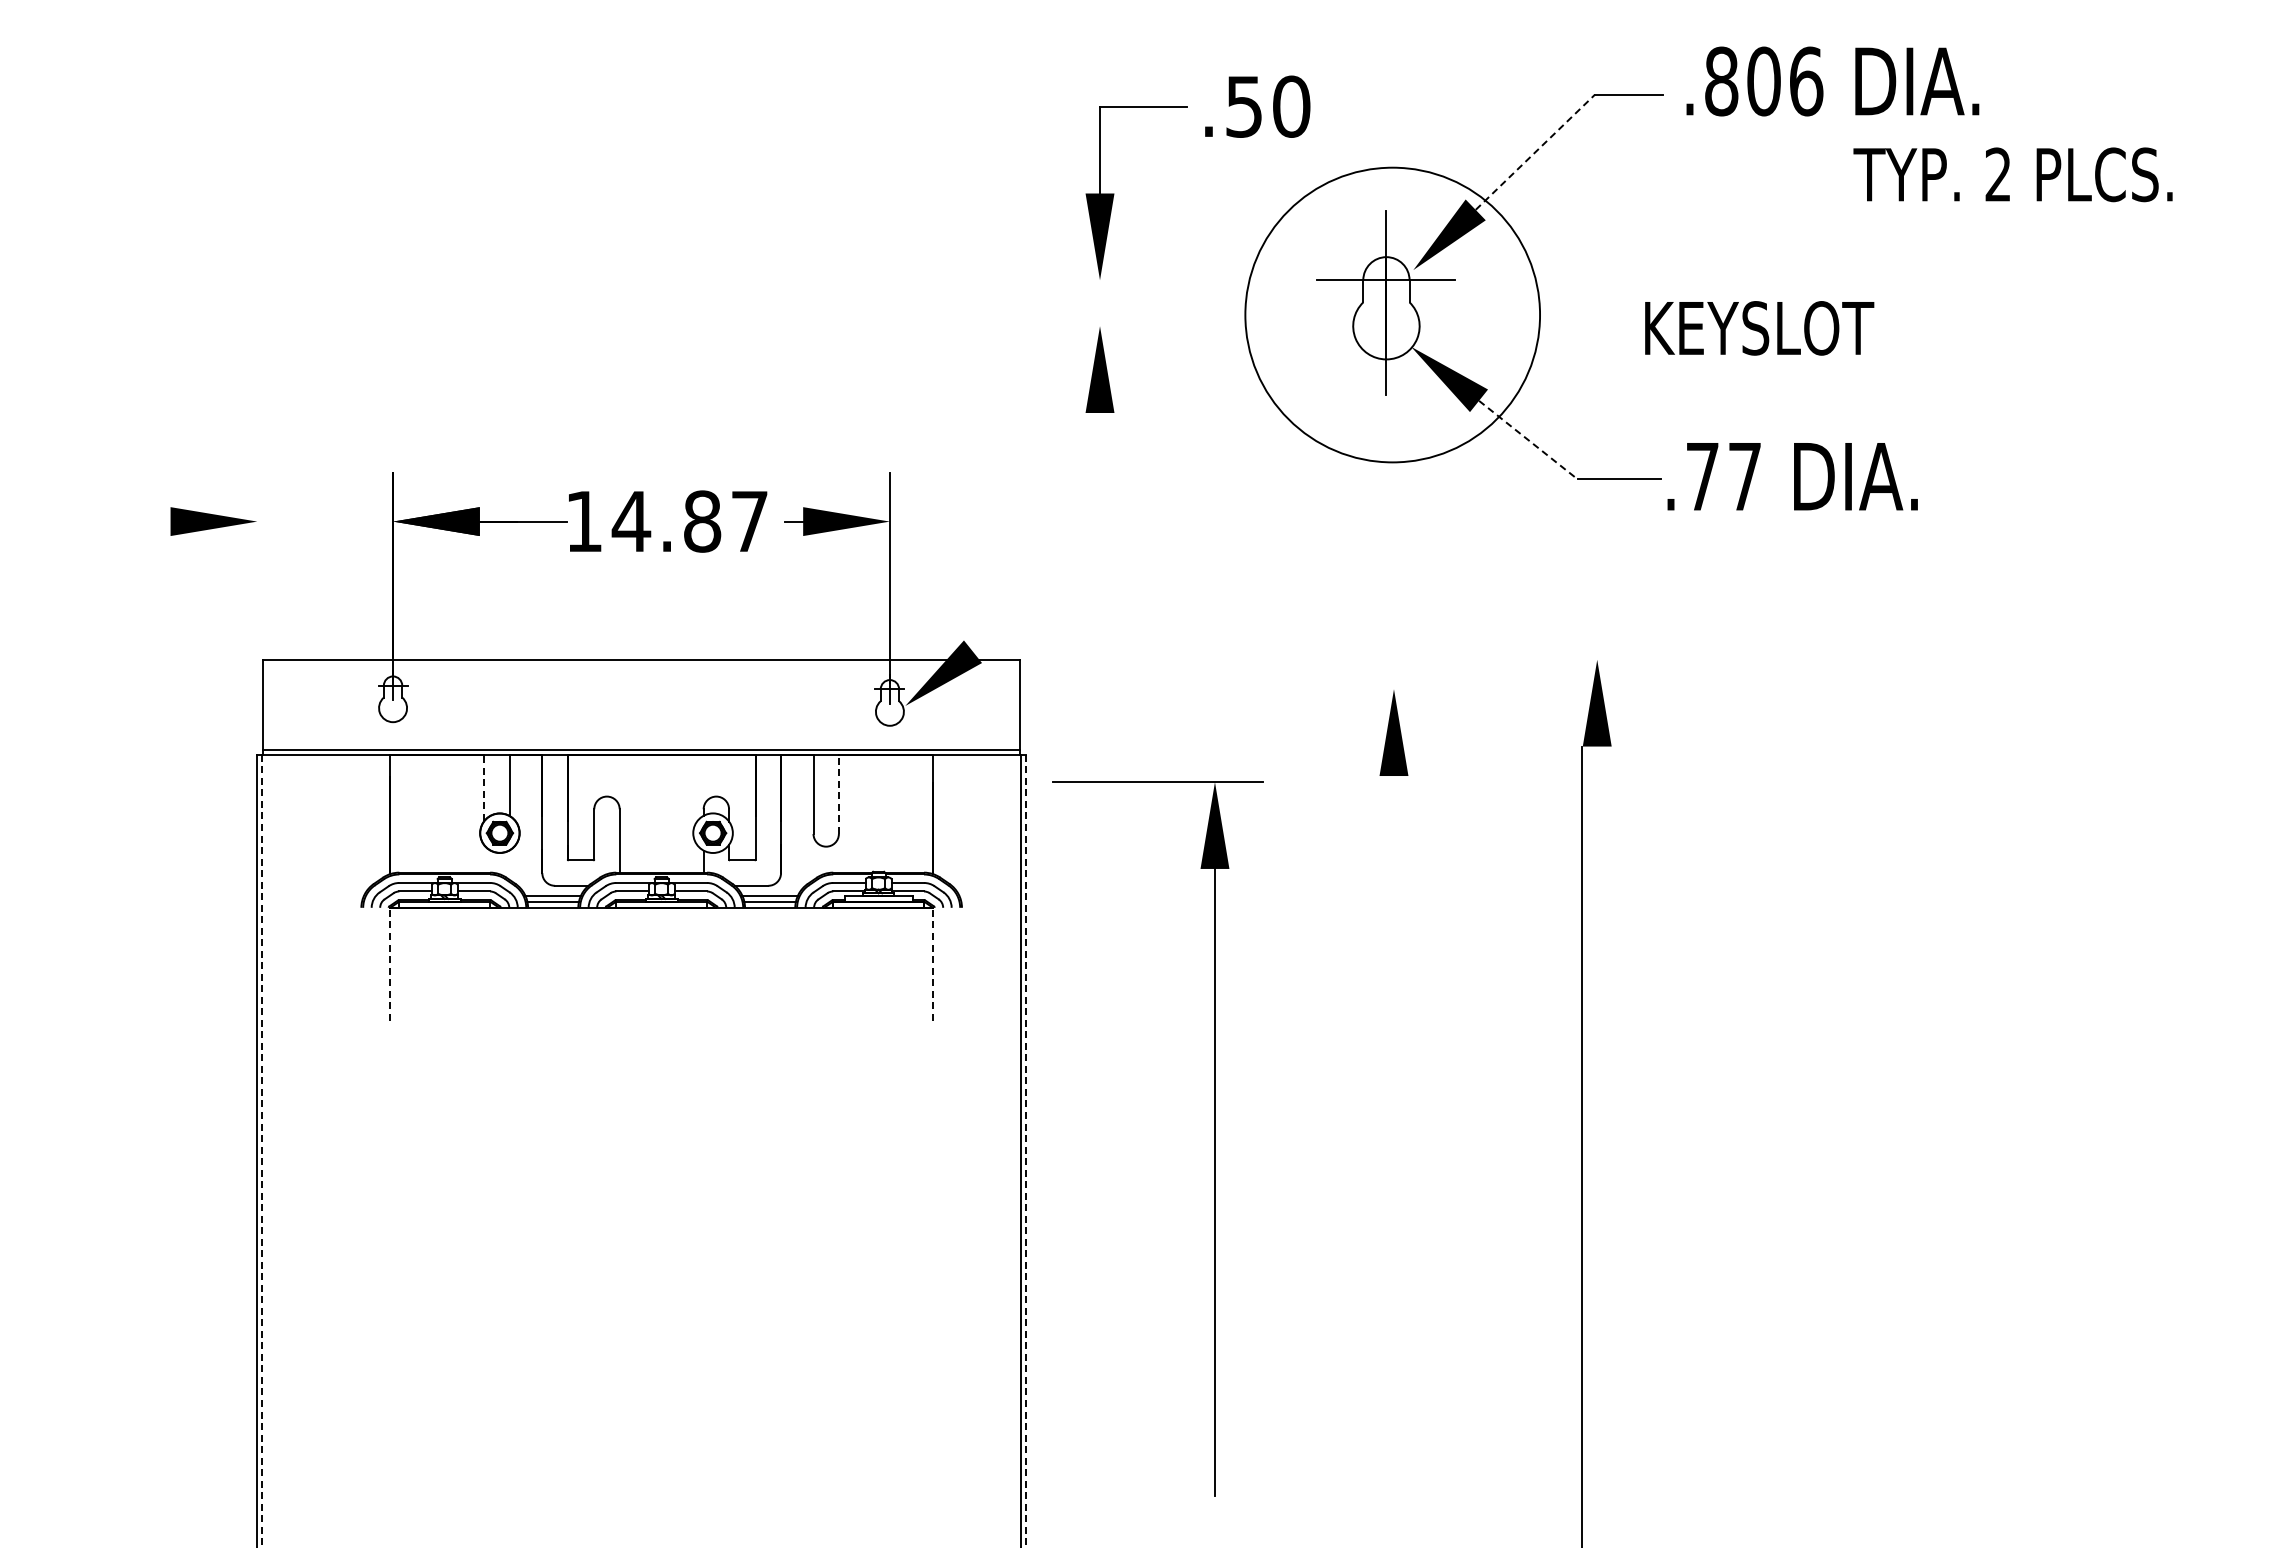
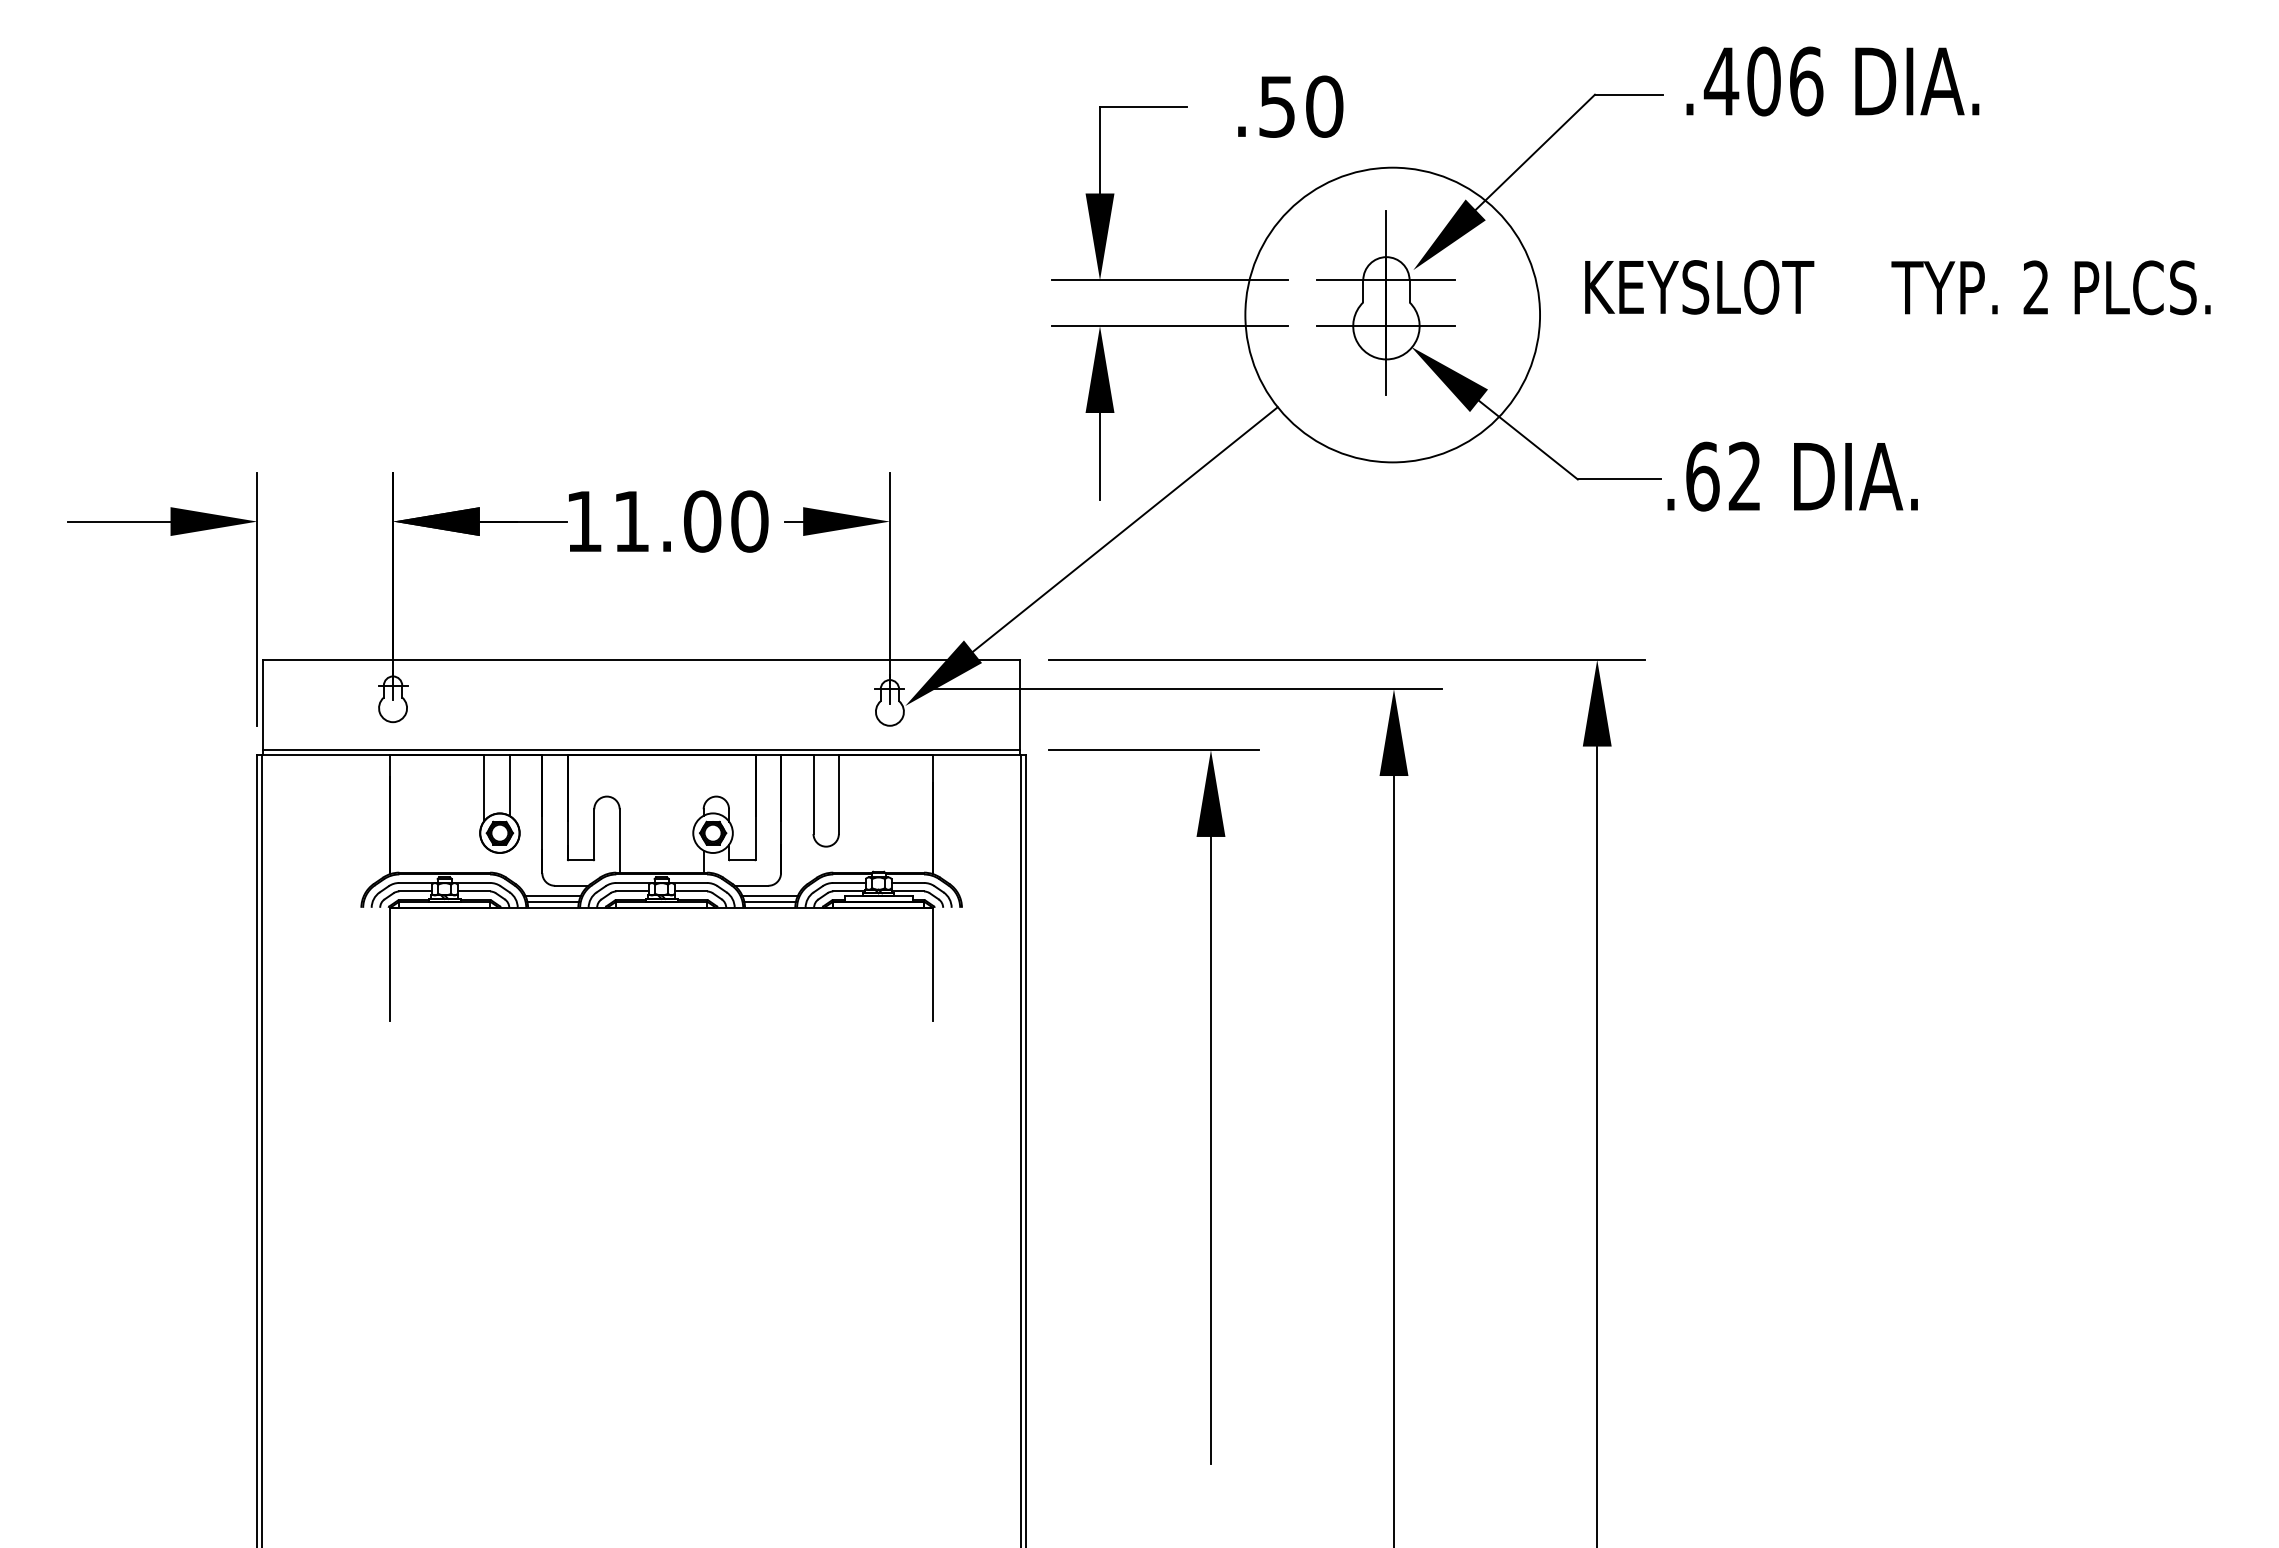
text: .806 -> .406 (1721, 81)
text position: (1257, 106) -> (1290, 106) (1290, 106)
line: dashed -> solid (1535, 152)
text position: (2012, 174) -> (2050, 287) (2050, 287)
line: none -> present (1169, 280)
line: none -> present (1169, 326)
line: none -> present (1386, 326)
text position: (1759, 328) -> (1699, 287) (1699, 287)
line: dashed -> solid (1528, 440)
line: none -> present (1100, 456)
text: .77 -> .62 (1723, 476)
line: none -> present (119, 521)
text: 14.87 -> 11.00 (689, 521)
line: none -> present (1125, 529)
line: none -> present (257, 599)
line: none -> present (1347, 659)
line: none -> present (1187, 689)
line: dashed -> solid (484, 787)
line: dashed -> solid (838, 794)
line: dashed -> solid (390, 963)
line: dashed -> solid (932, 963)
part position: (1214, 1138) -> (1210, 1106) (1210, 1106)
line position: (1582, 1145) -> (1597, 1145) (1597, 1145)
line: dashed -> solid (262, 1151)
line: dashed -> solid (1025, 1151)
line: none -> present (1393, 1160)
